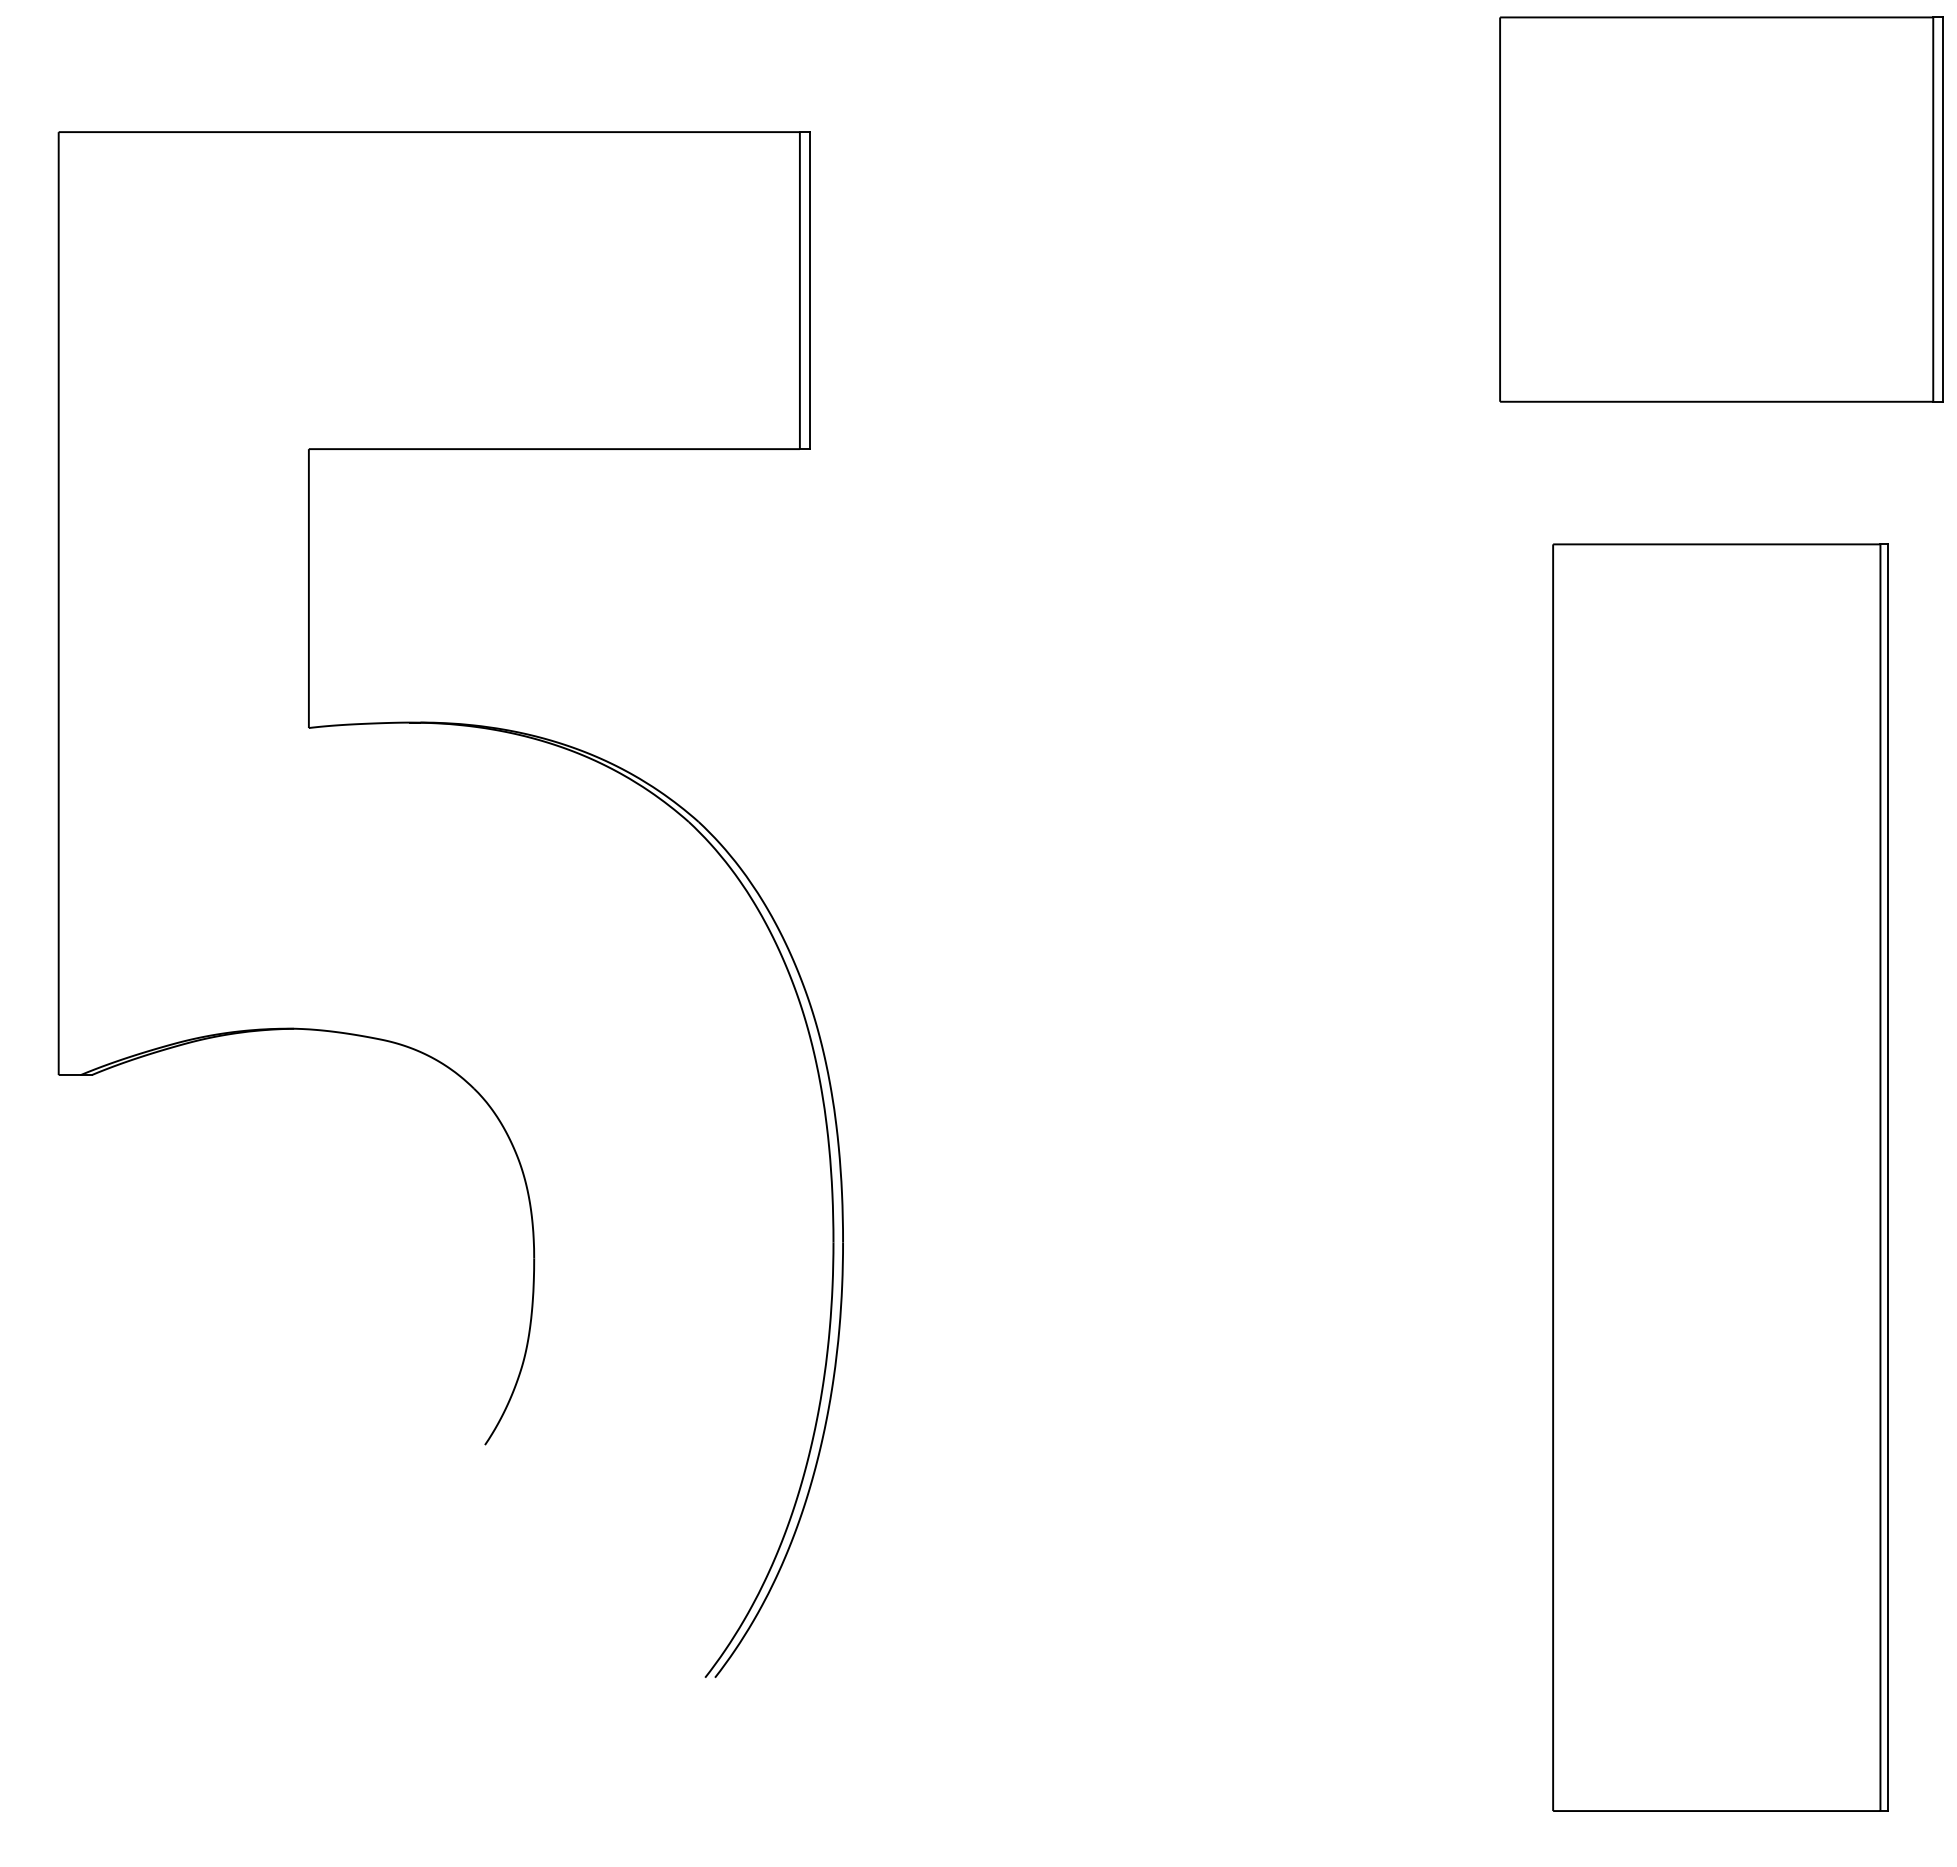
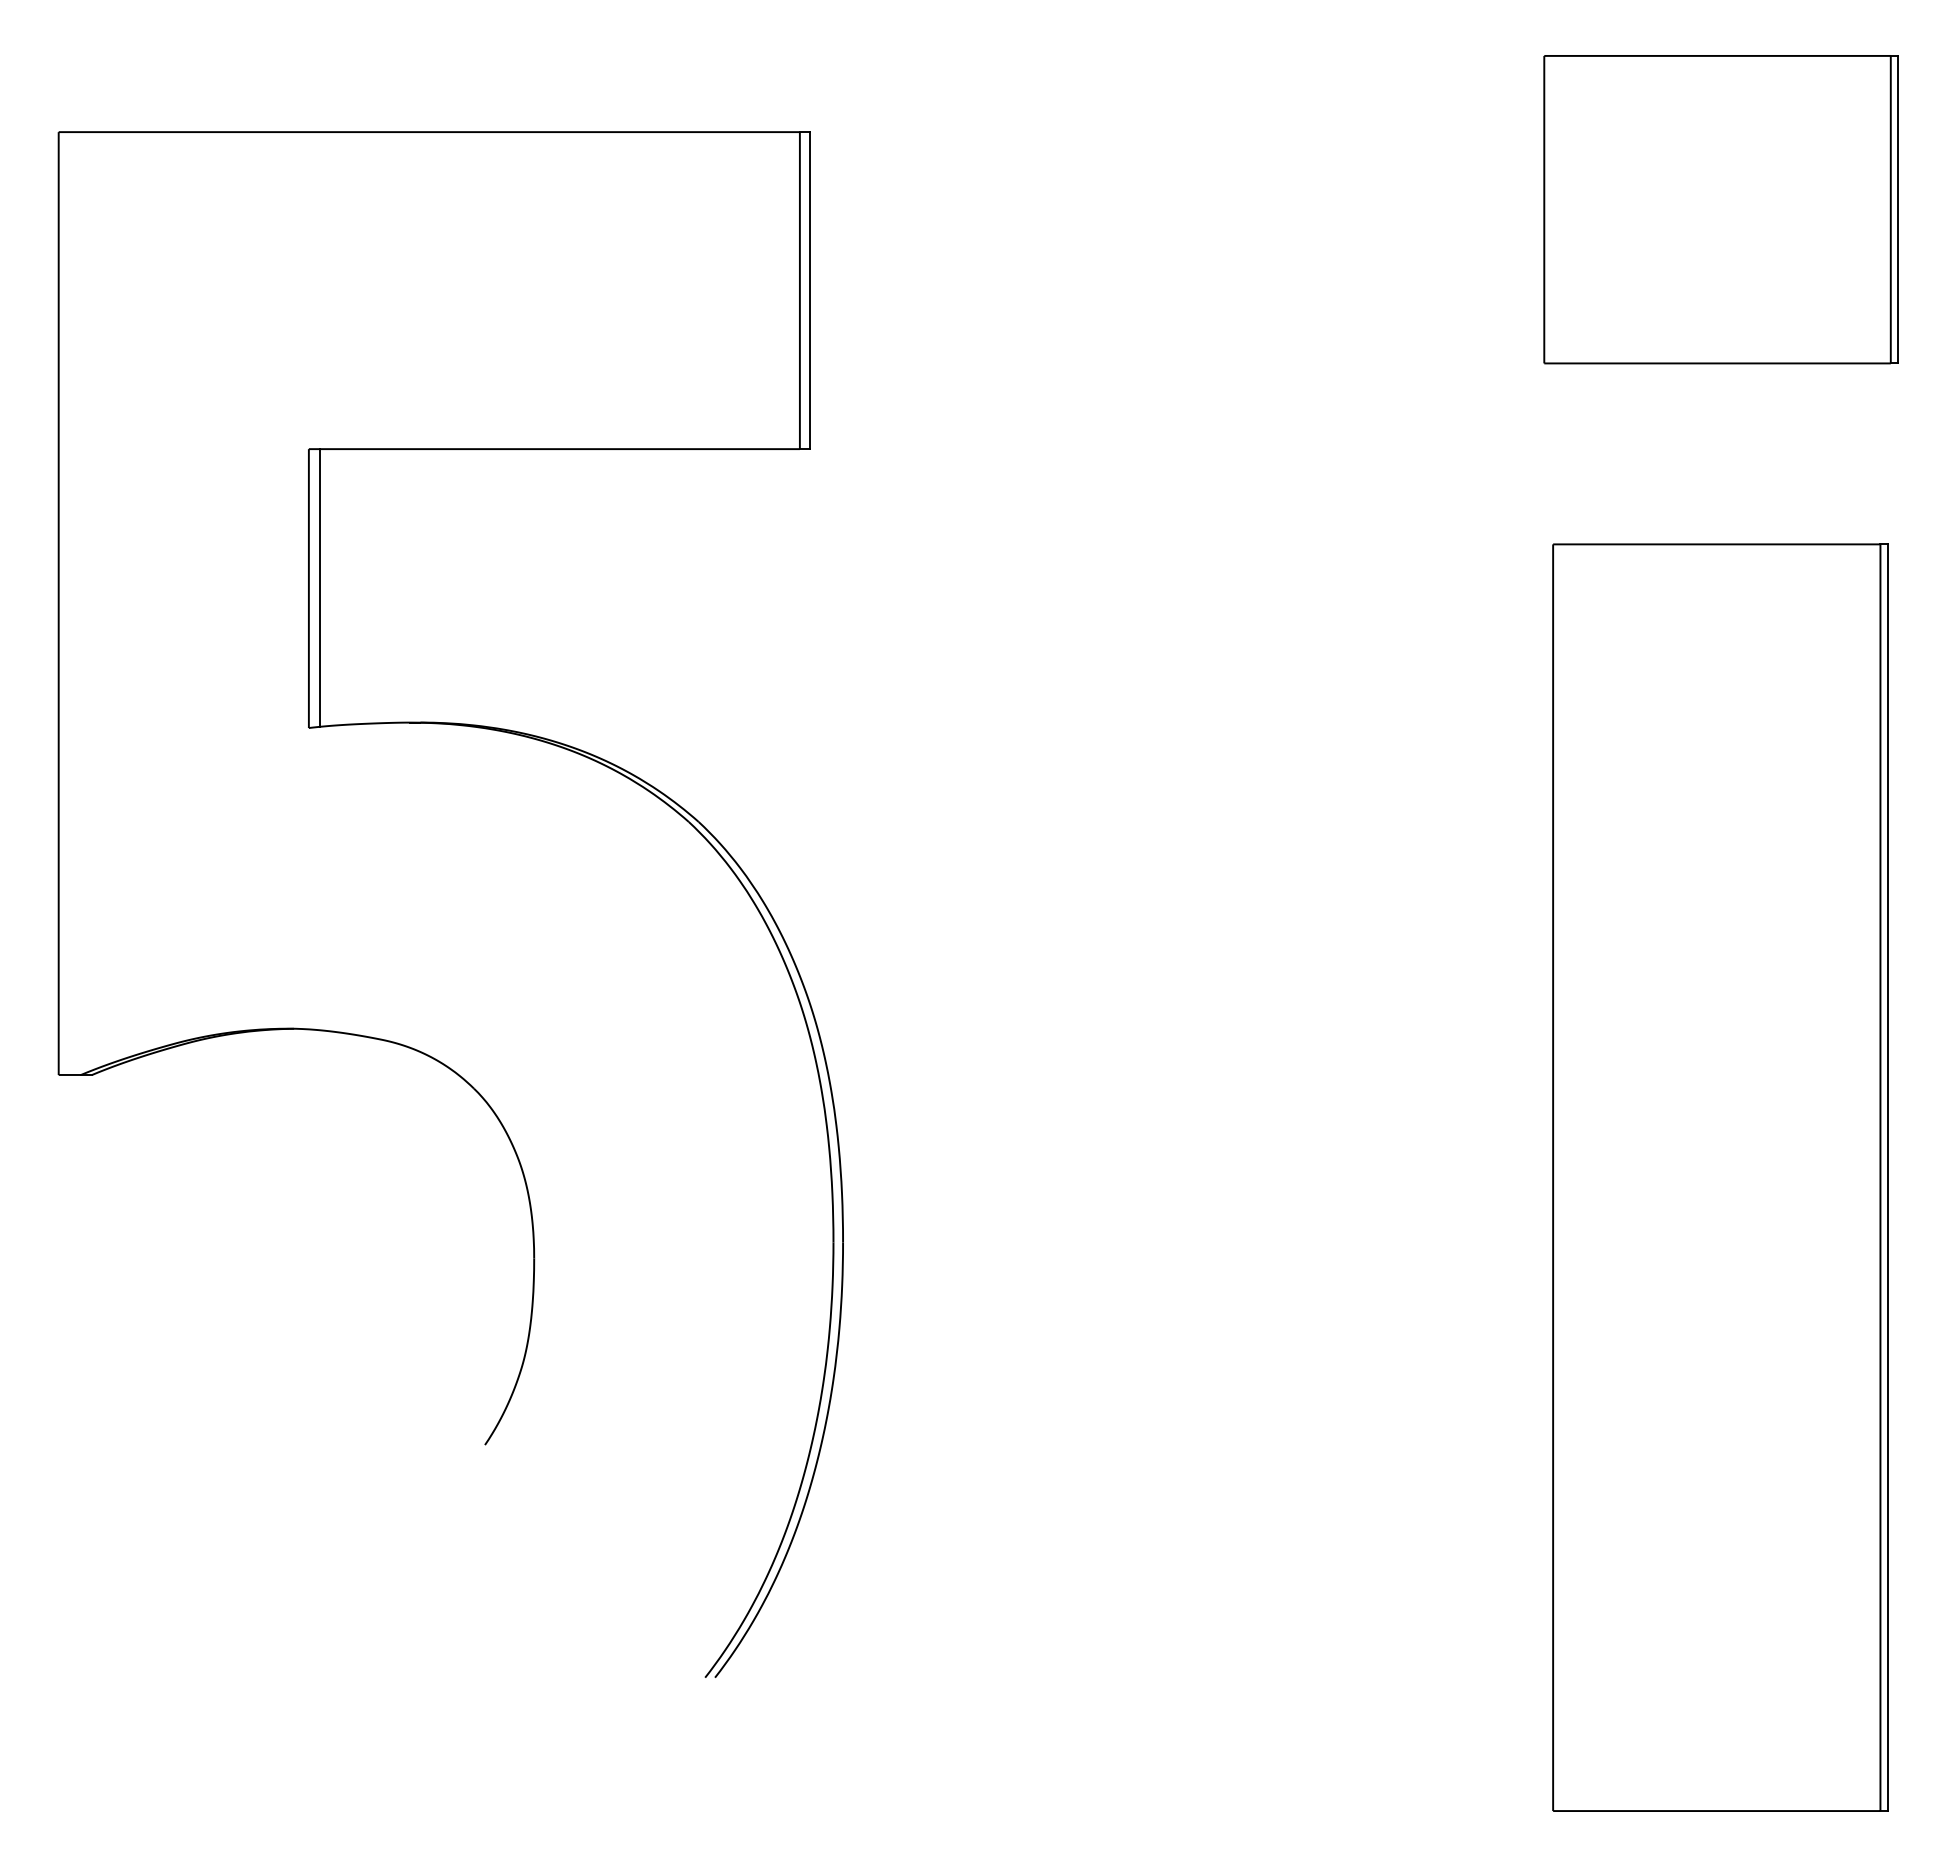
part size: 445x387 px -> 356x310 px (1720, 209)
line: none -> present (319, 587)
